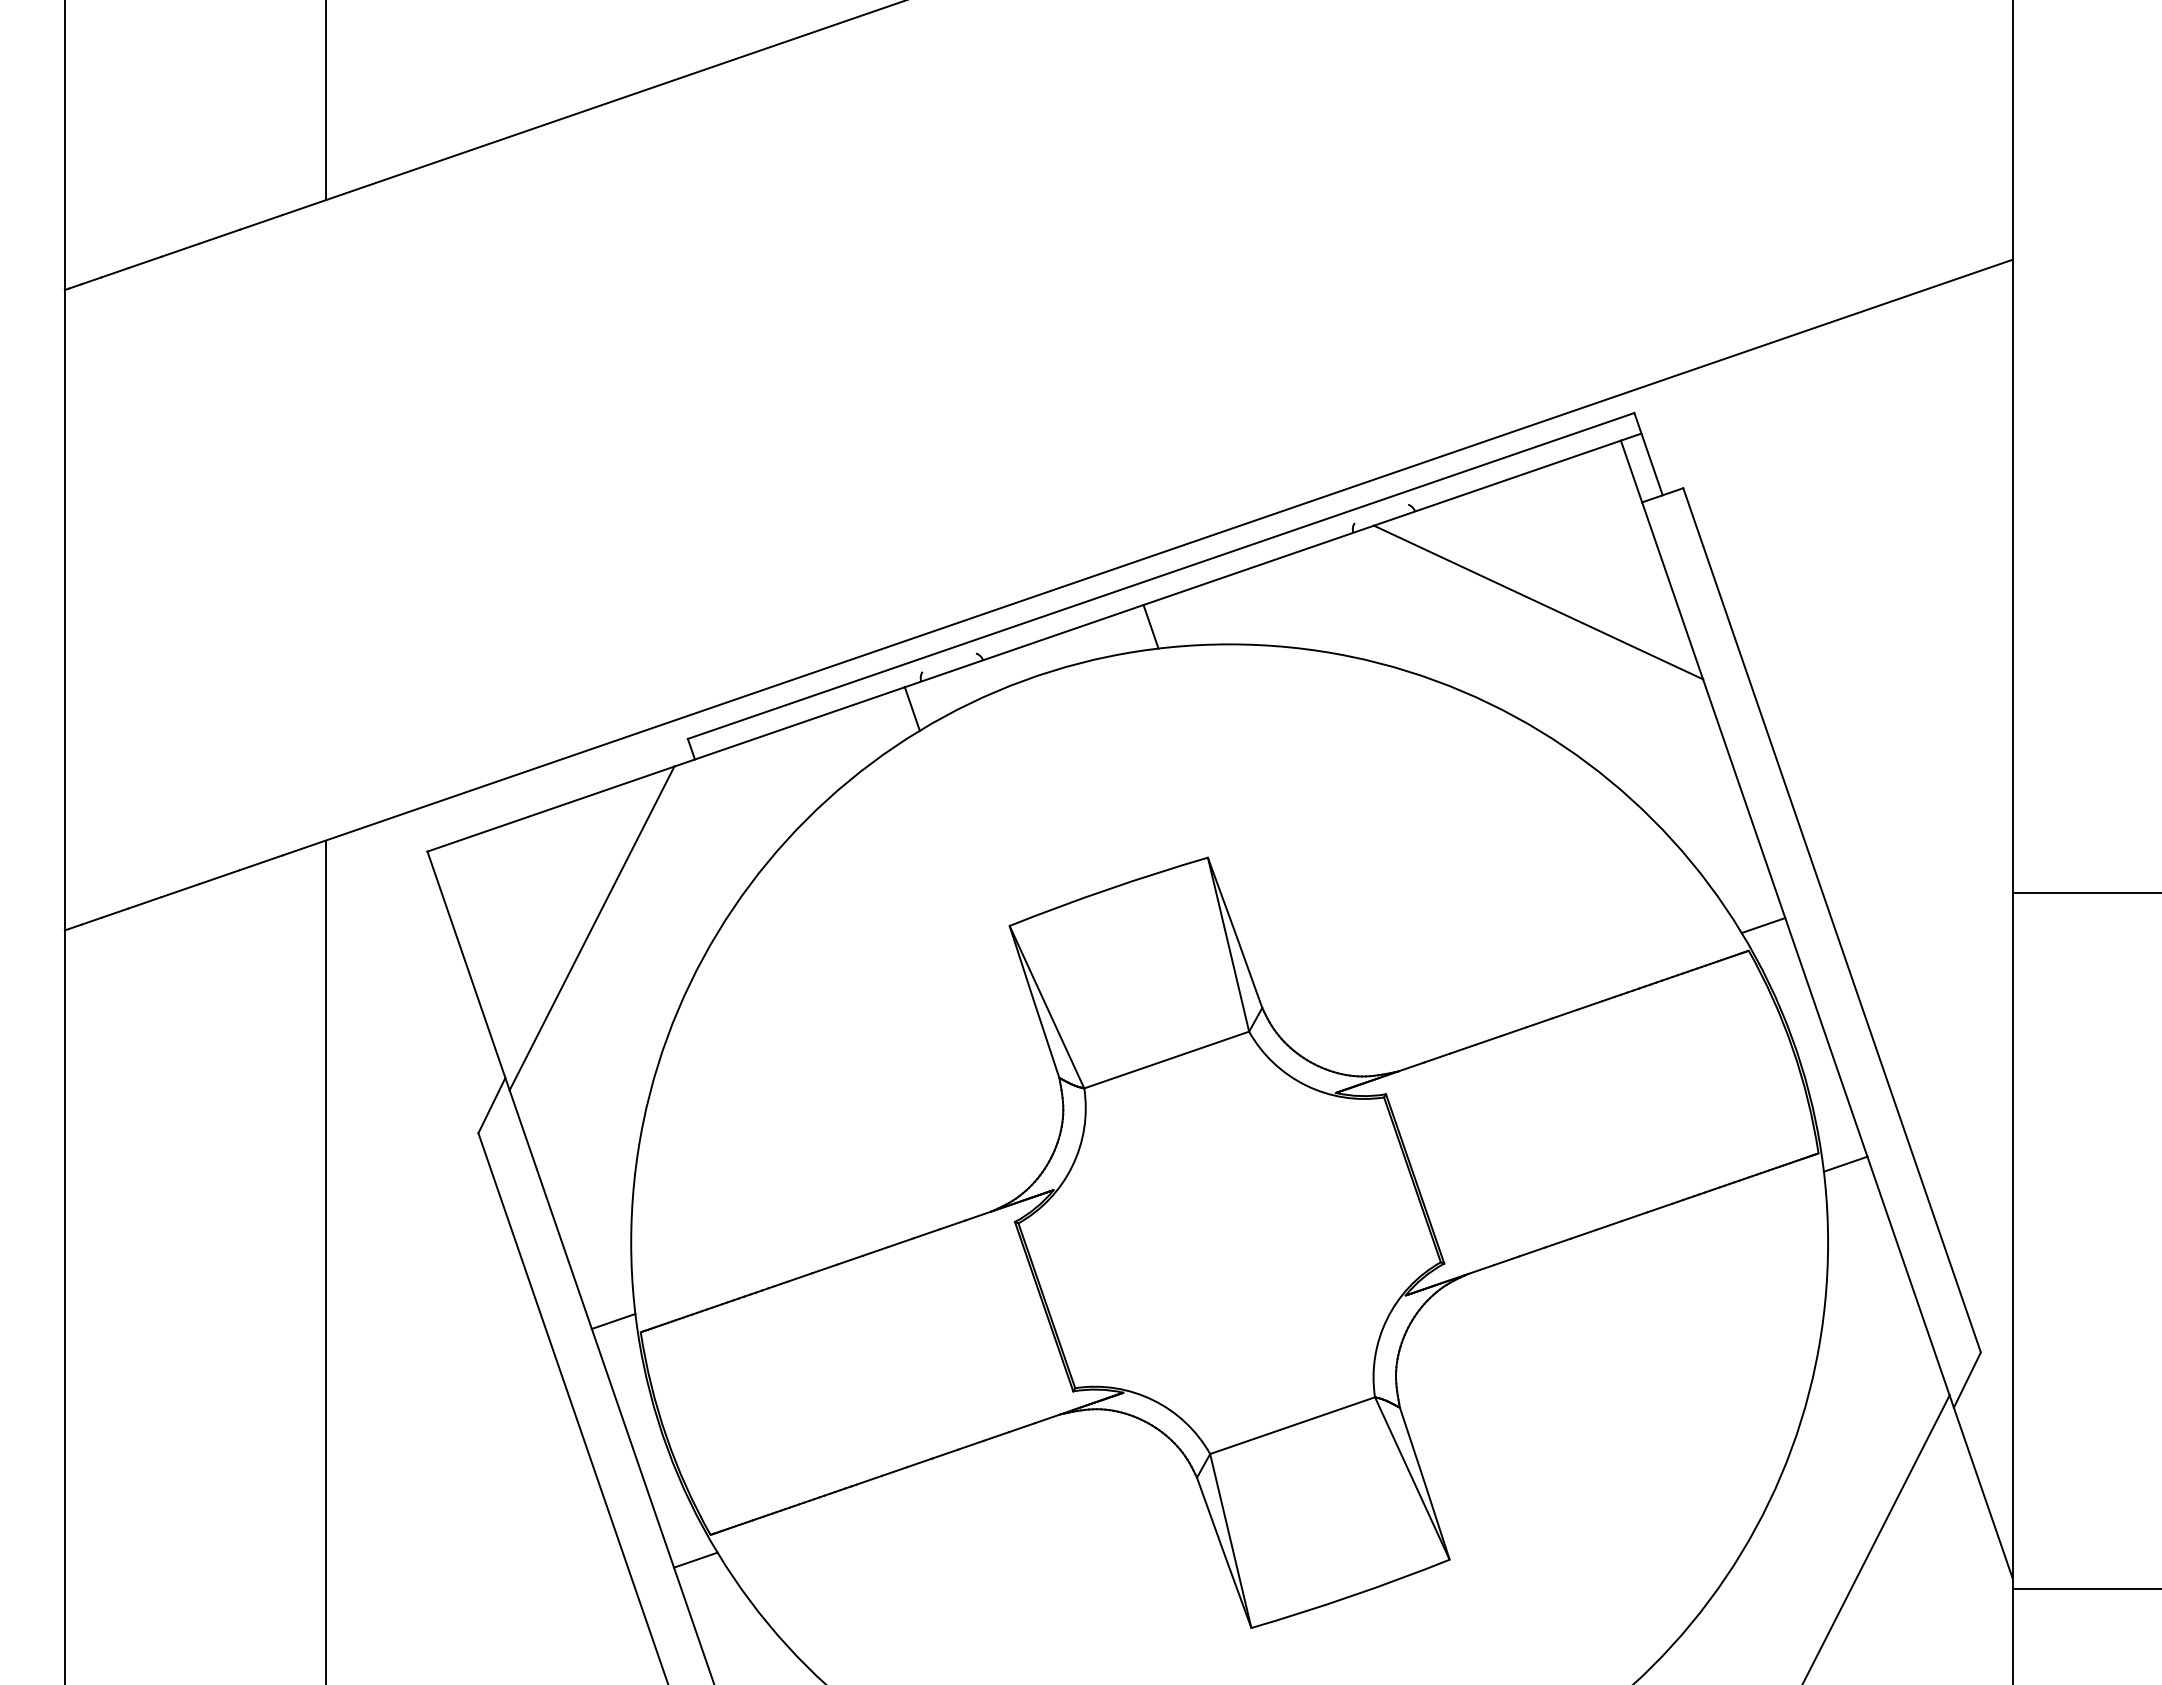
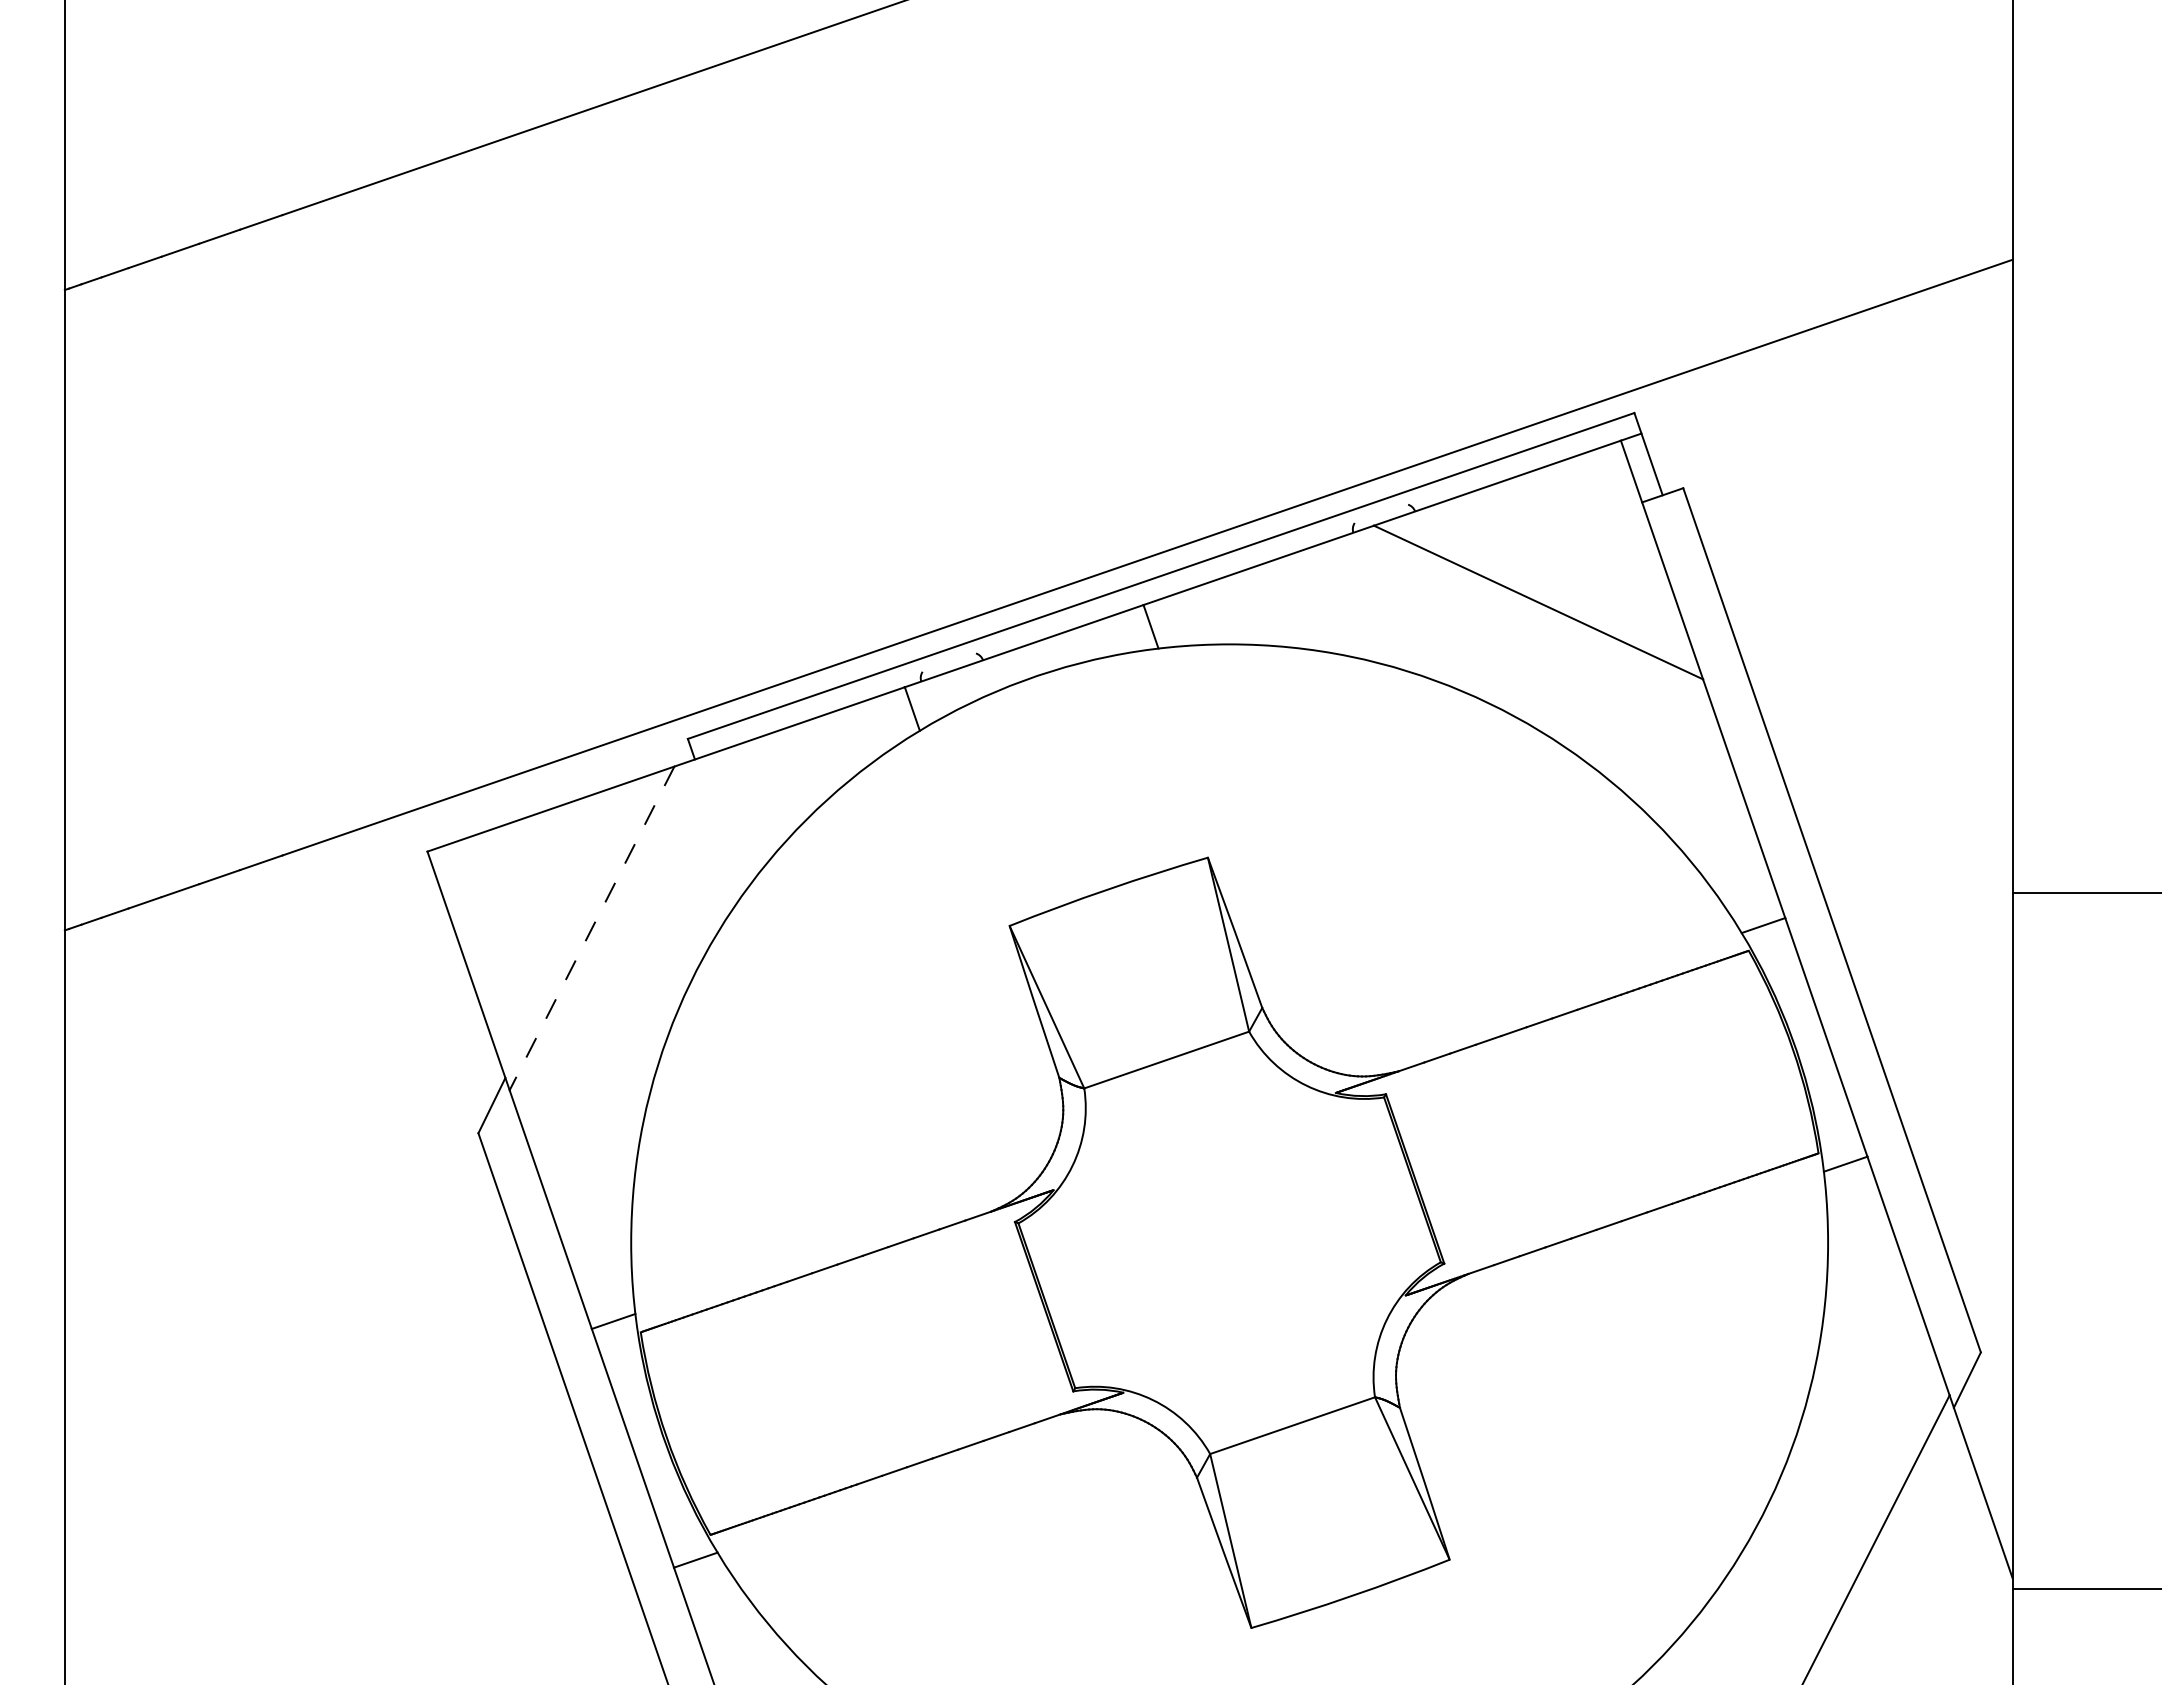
line: present -> none (326, 101)
line: solid -> dashed (592, 928)
line: present -> none (326, 1260)
